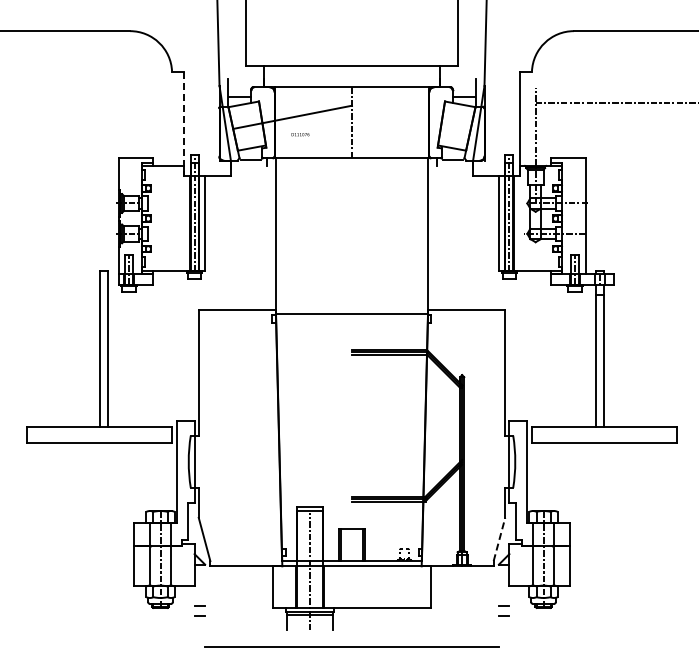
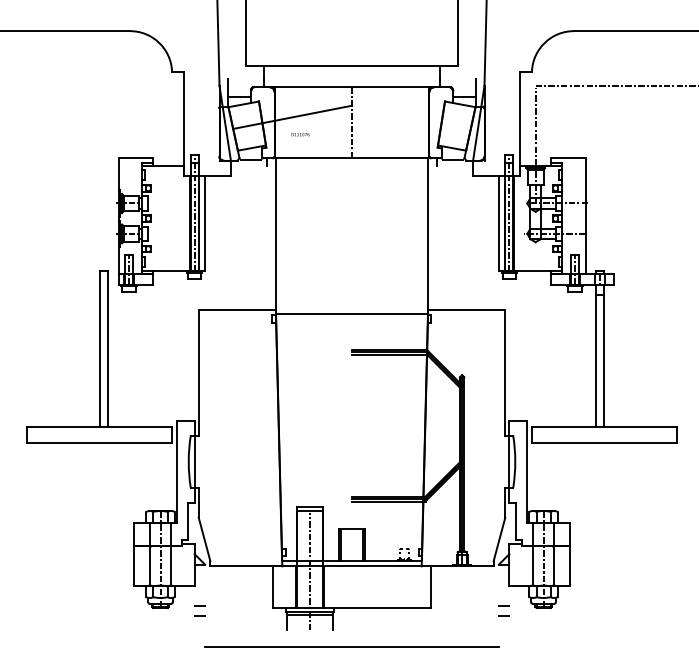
line position: (615, 102) -> (615, 85) (615, 85)
line: dashed -> solid (184, 124)
line: dashed -> solid (499, 538)
